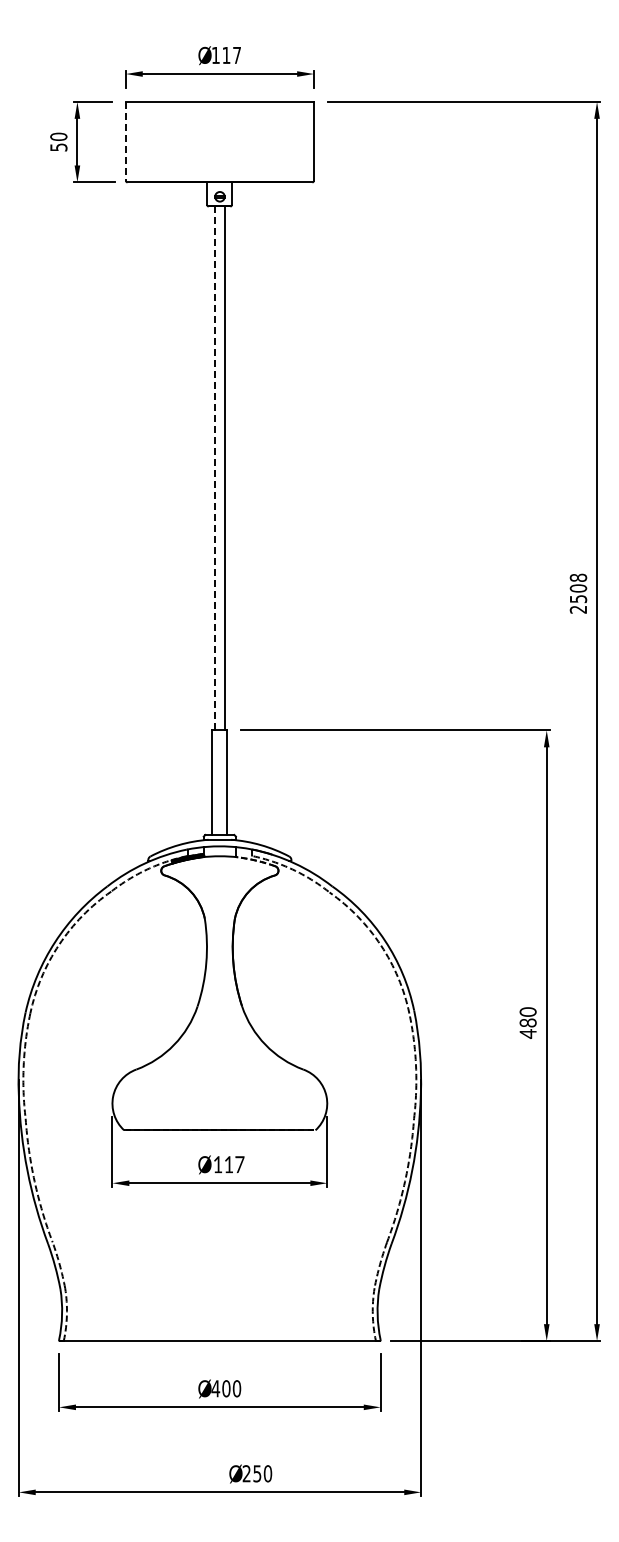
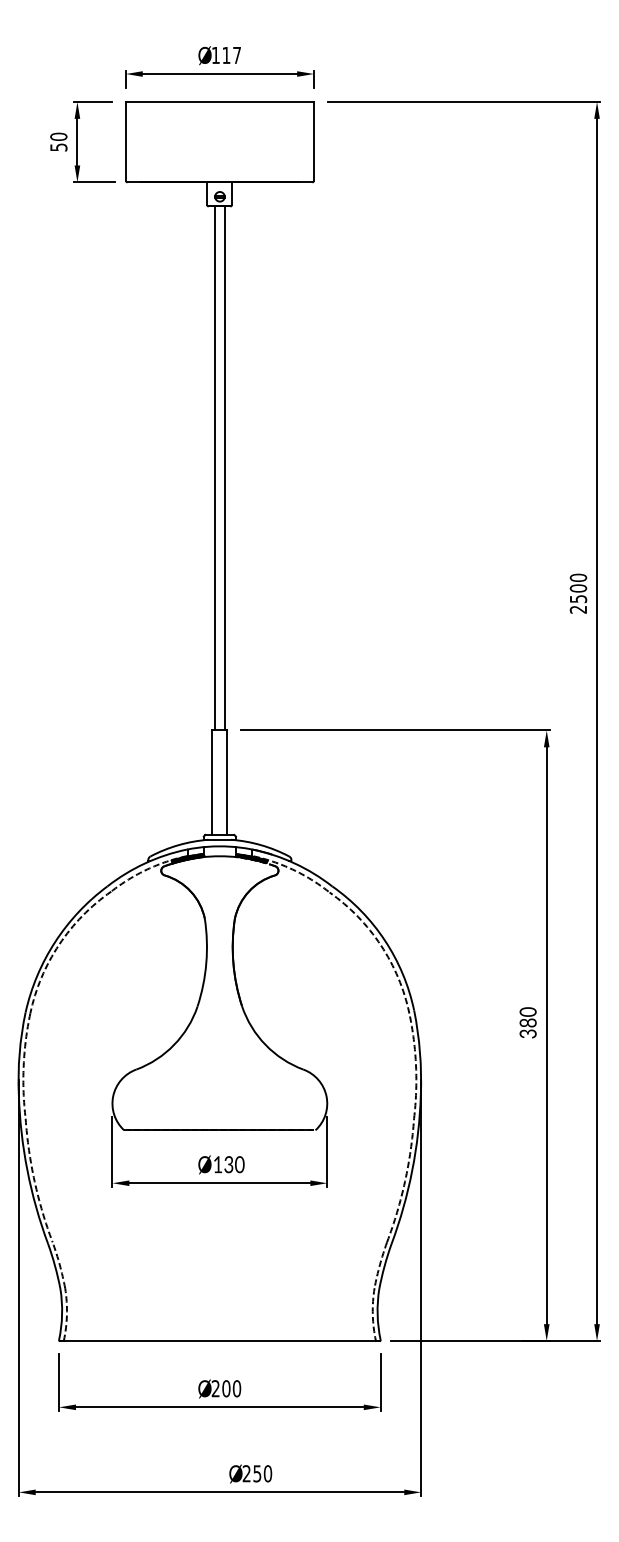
line: dashed -> solid (125, 141)
line: dashed -> solid (215, 468)
text: 2508 -> 2500 (578, 577)
hatch: none -> present (251, 858)
text: 480 -> 380 (527, 1033)
text: Ø117 -> Ø130 (234, 1164)
text: 400 -> 200 (215, 1388)
